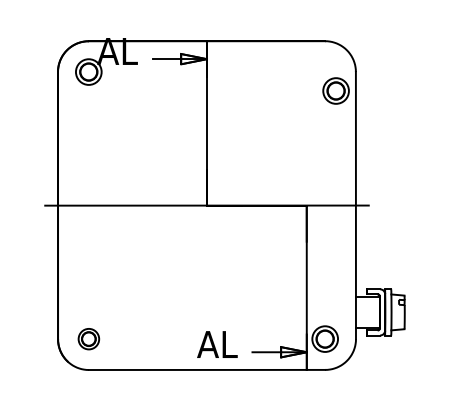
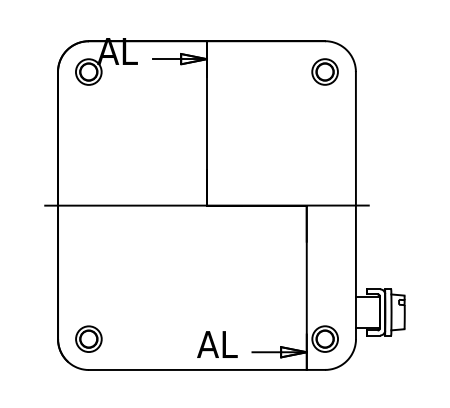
part position: (335, 90) -> (324, 71) (324, 71)
part size: 24x23 px -> 28x28 px (88, 338)
